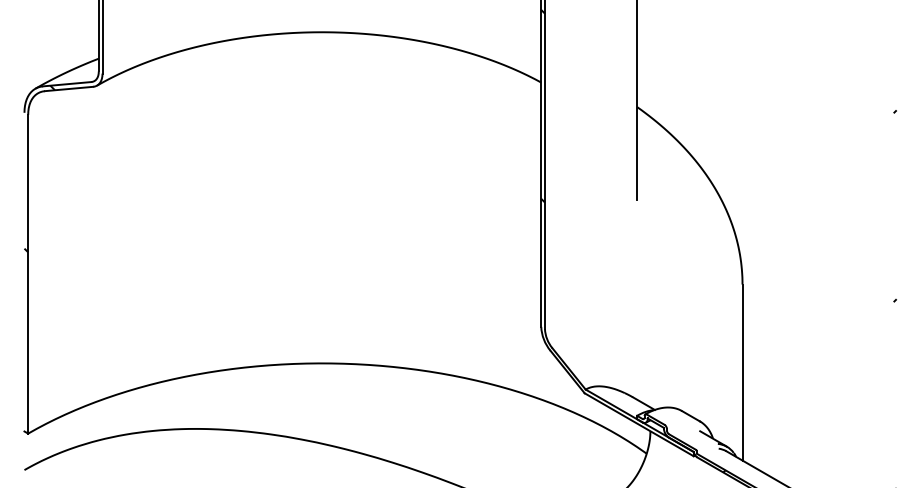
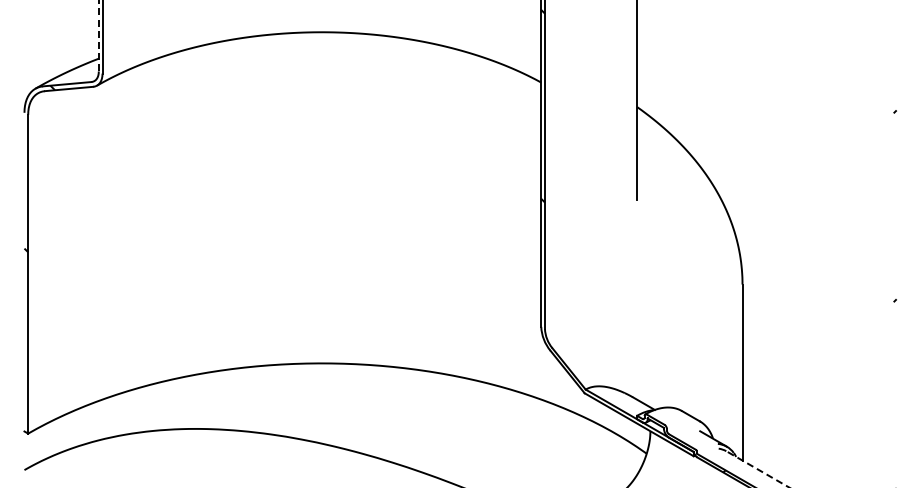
line: solid -> dashed (98, 35)
line: solid -> dashed (757, 469)
